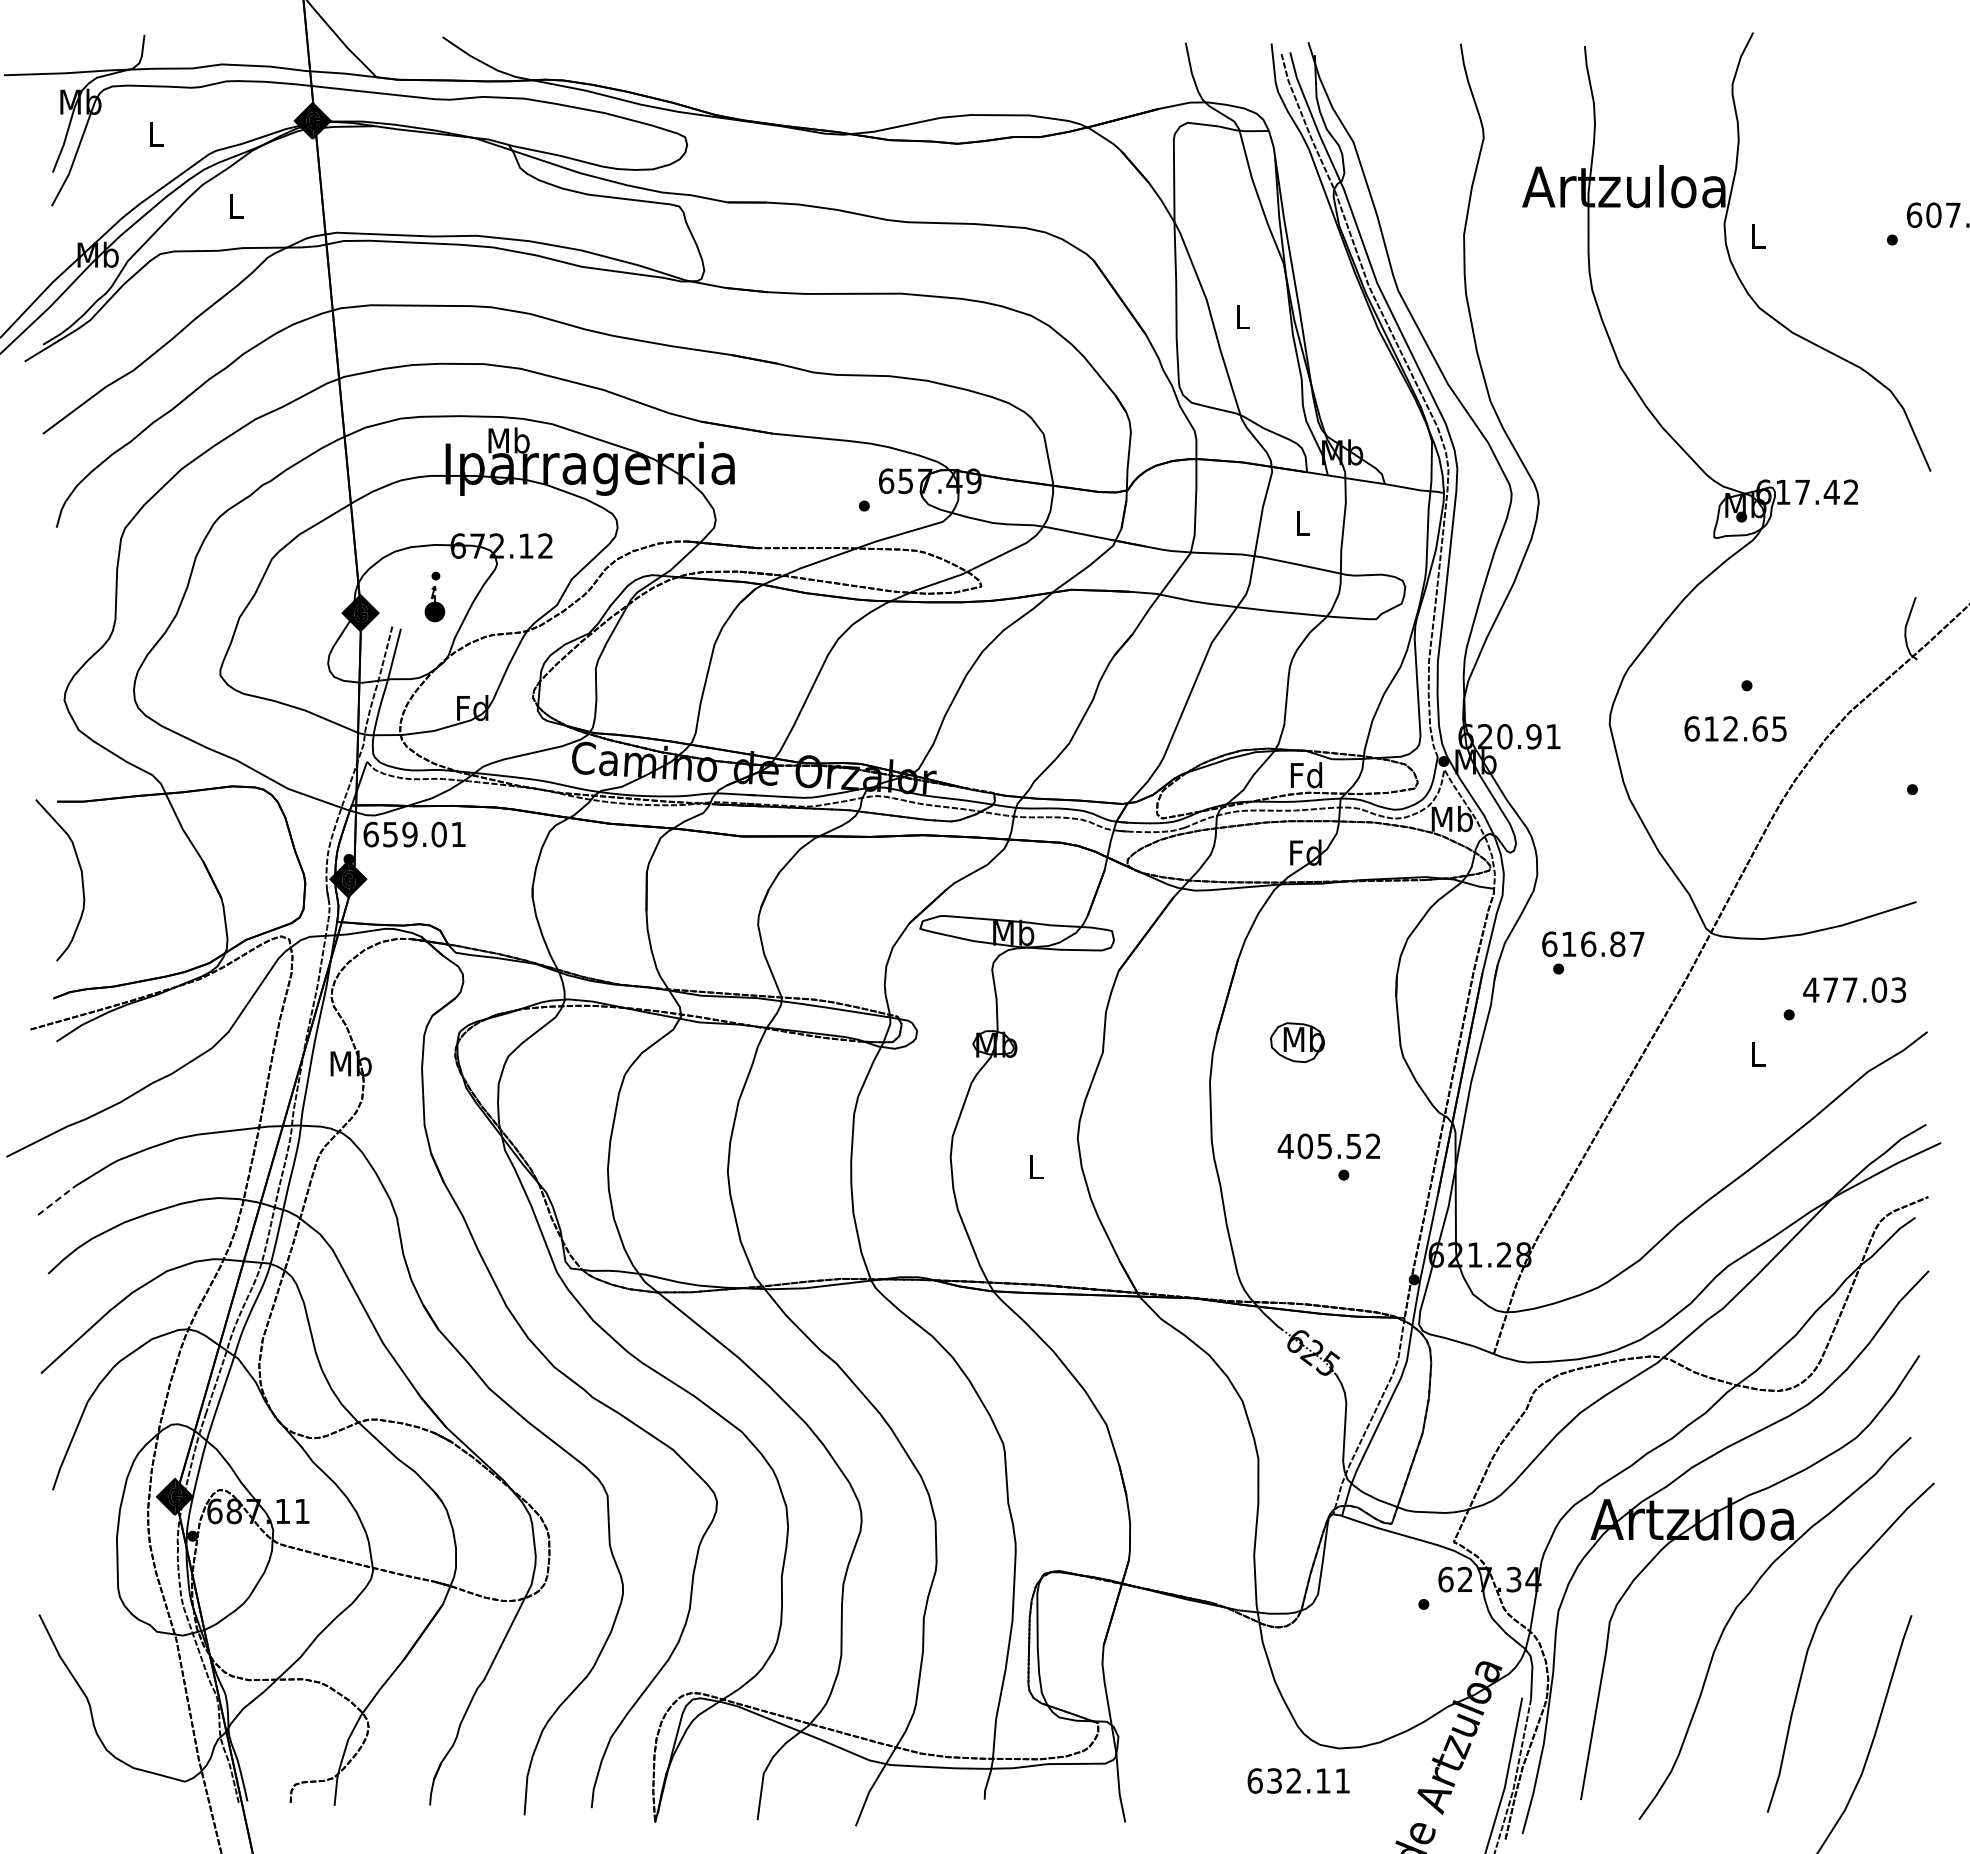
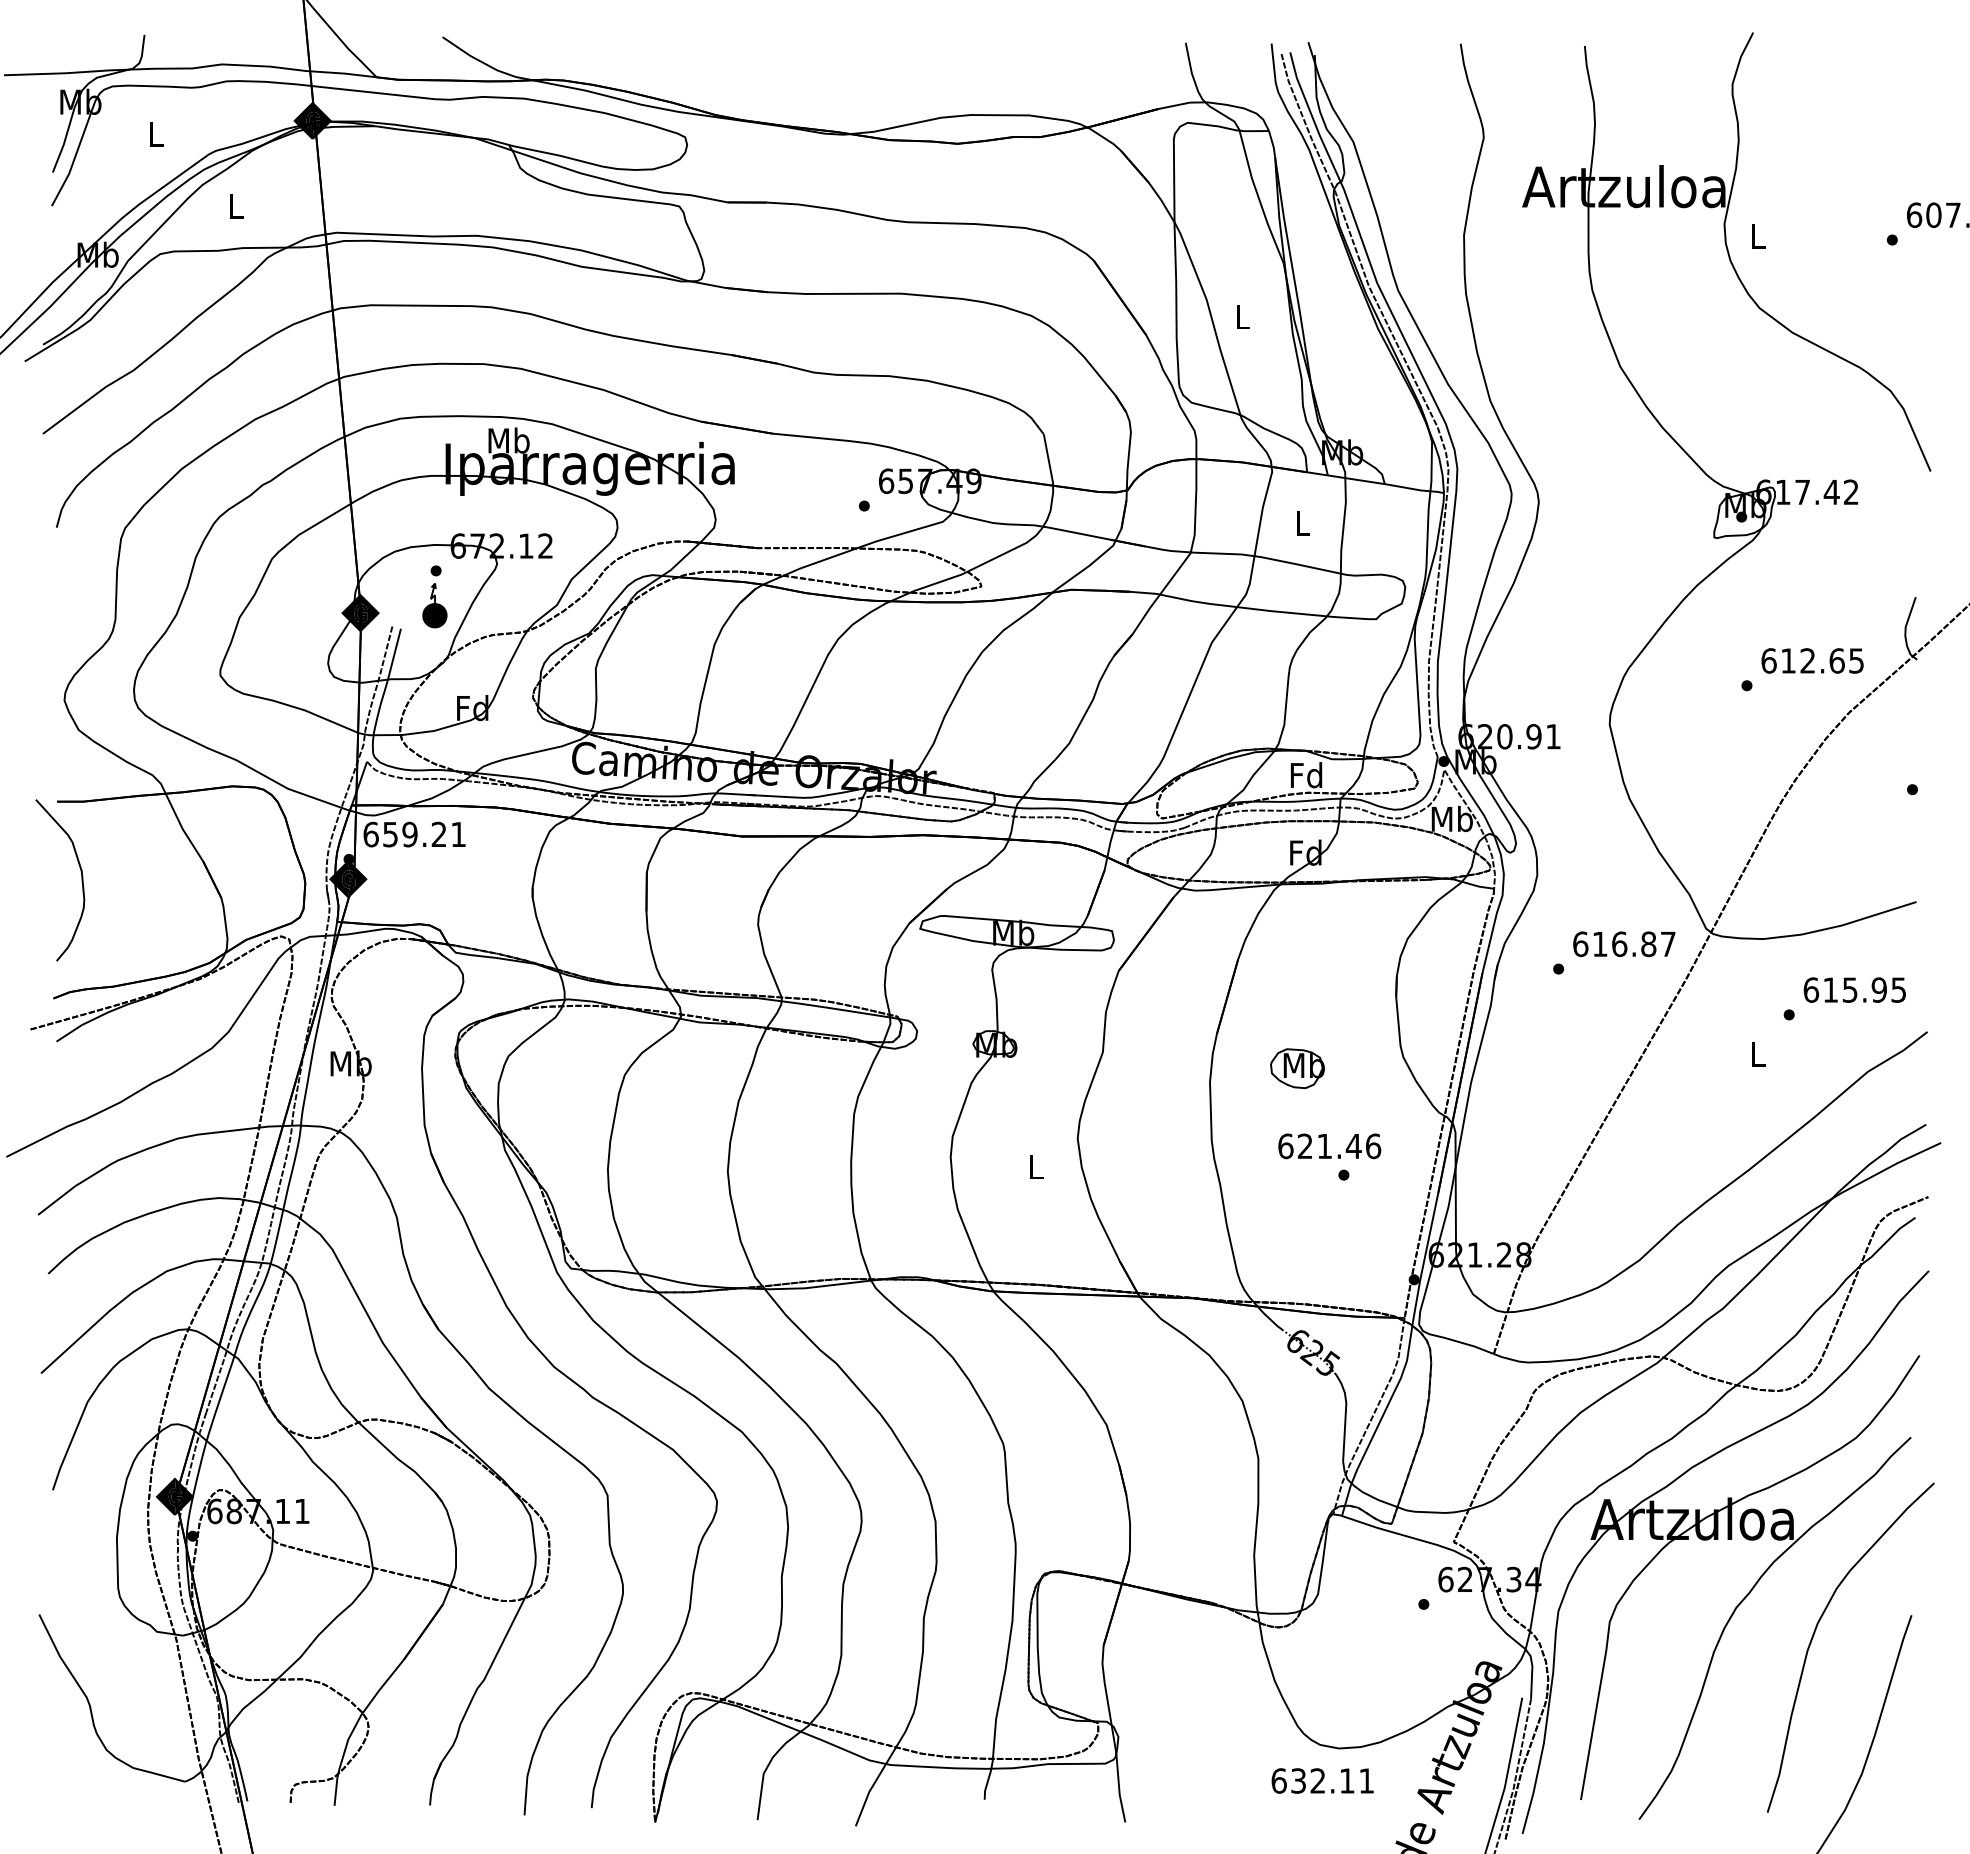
part size: 22x52 px -> 26x64 px (434, 596)
text position: (1735, 728) -> (1812, 660) (1812, 660)
text: 659.01 -> 659.21 (438, 834)
text position: (1593, 944) -> (1624, 944) (1624, 944)
text: 477.03 -> 615.95 (1854, 989)
part position: (1297, 1042) -> (1297, 1068) (1297, 1068)
text: 405.52 -> 621.46 (1329, 1146)
line: dashed -> solid (56, 1200)
text position: (1298, 1780) -> (1322, 1780) (1322, 1780)
